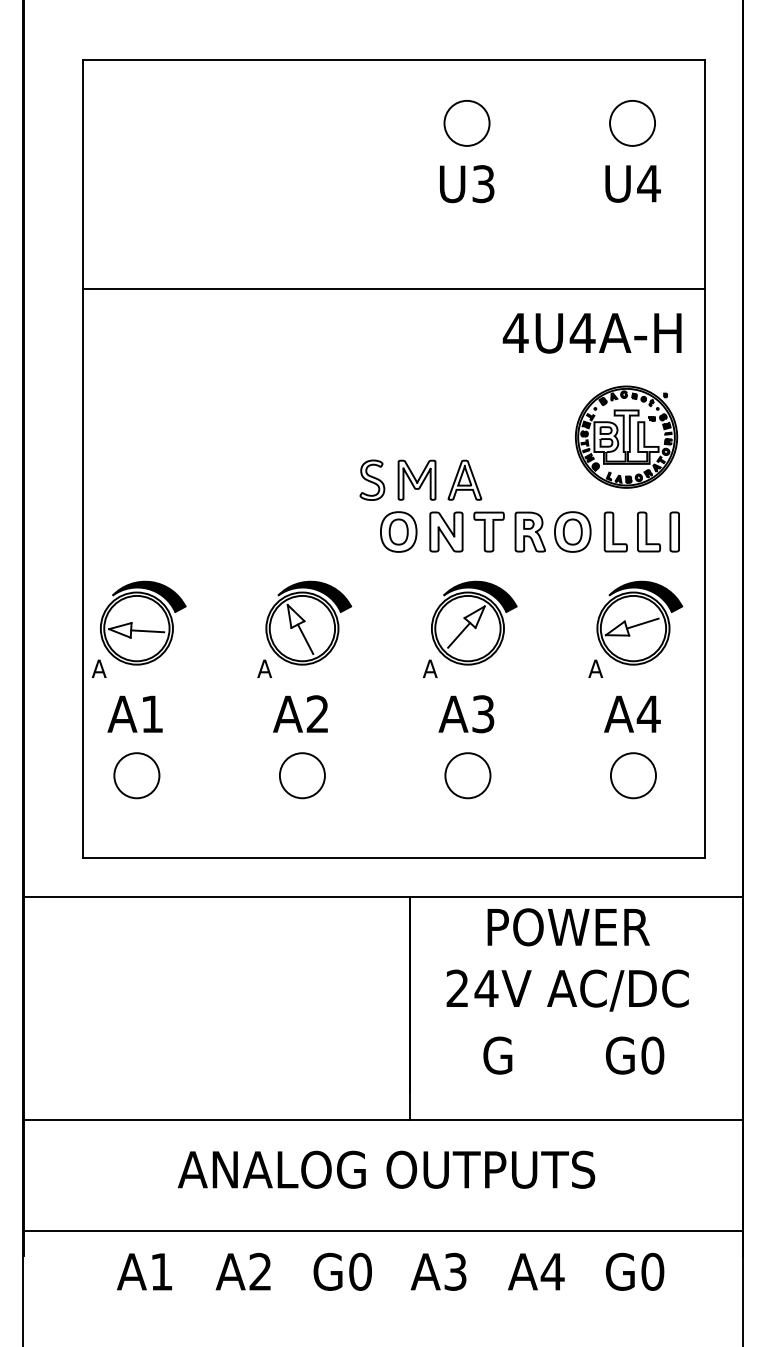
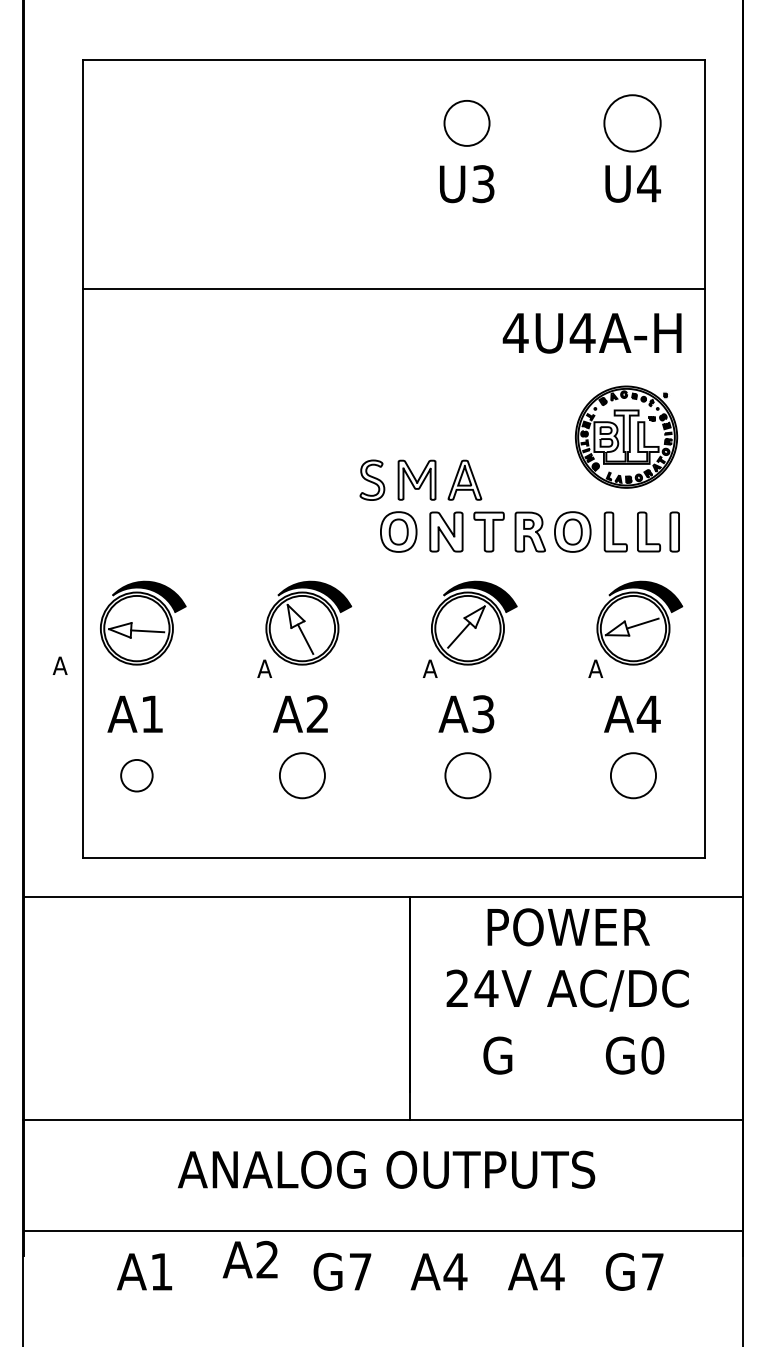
circle diameter: 45 px -> 56 px (632, 123)
text position: (98, 668) -> (59, 665) (59, 665)
circle diameter: 45 px -> 32 px (136, 775)
text position: (242, 1271) -> (249, 1259) (249, 1259)
text: G0 -> G7 (360, 1271)
text: A3 -> A4 (455, 1271)
text: G0 -> G7 (652, 1271)
